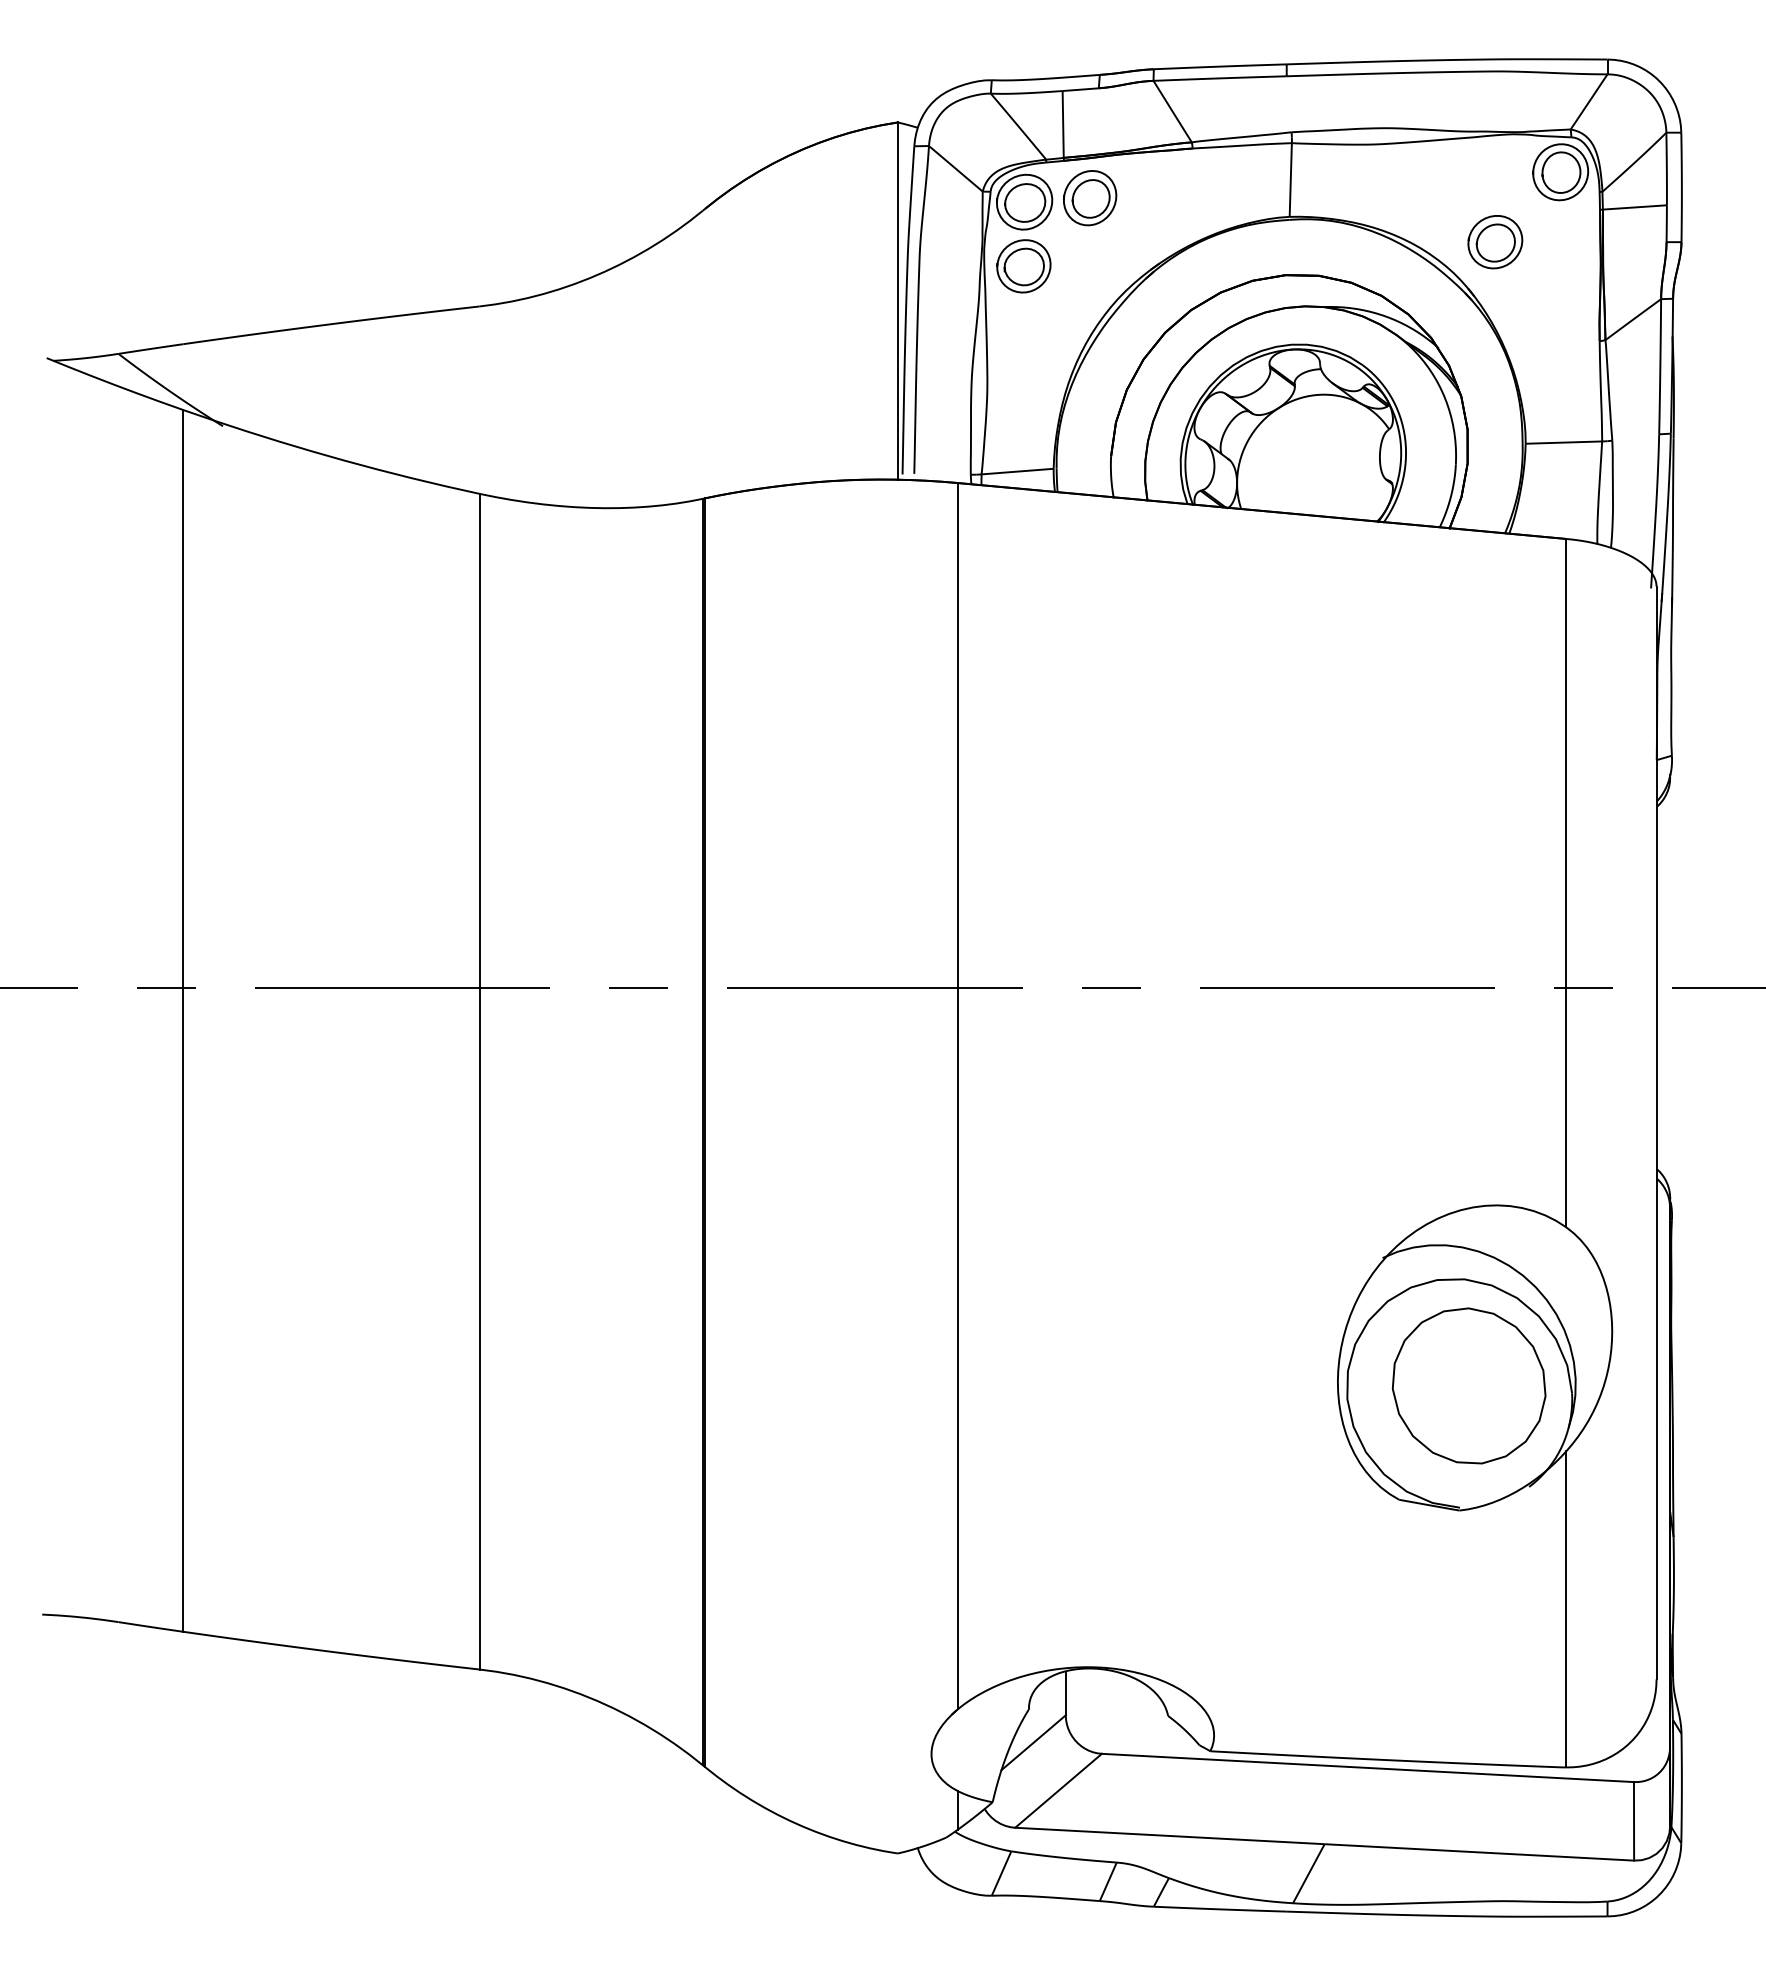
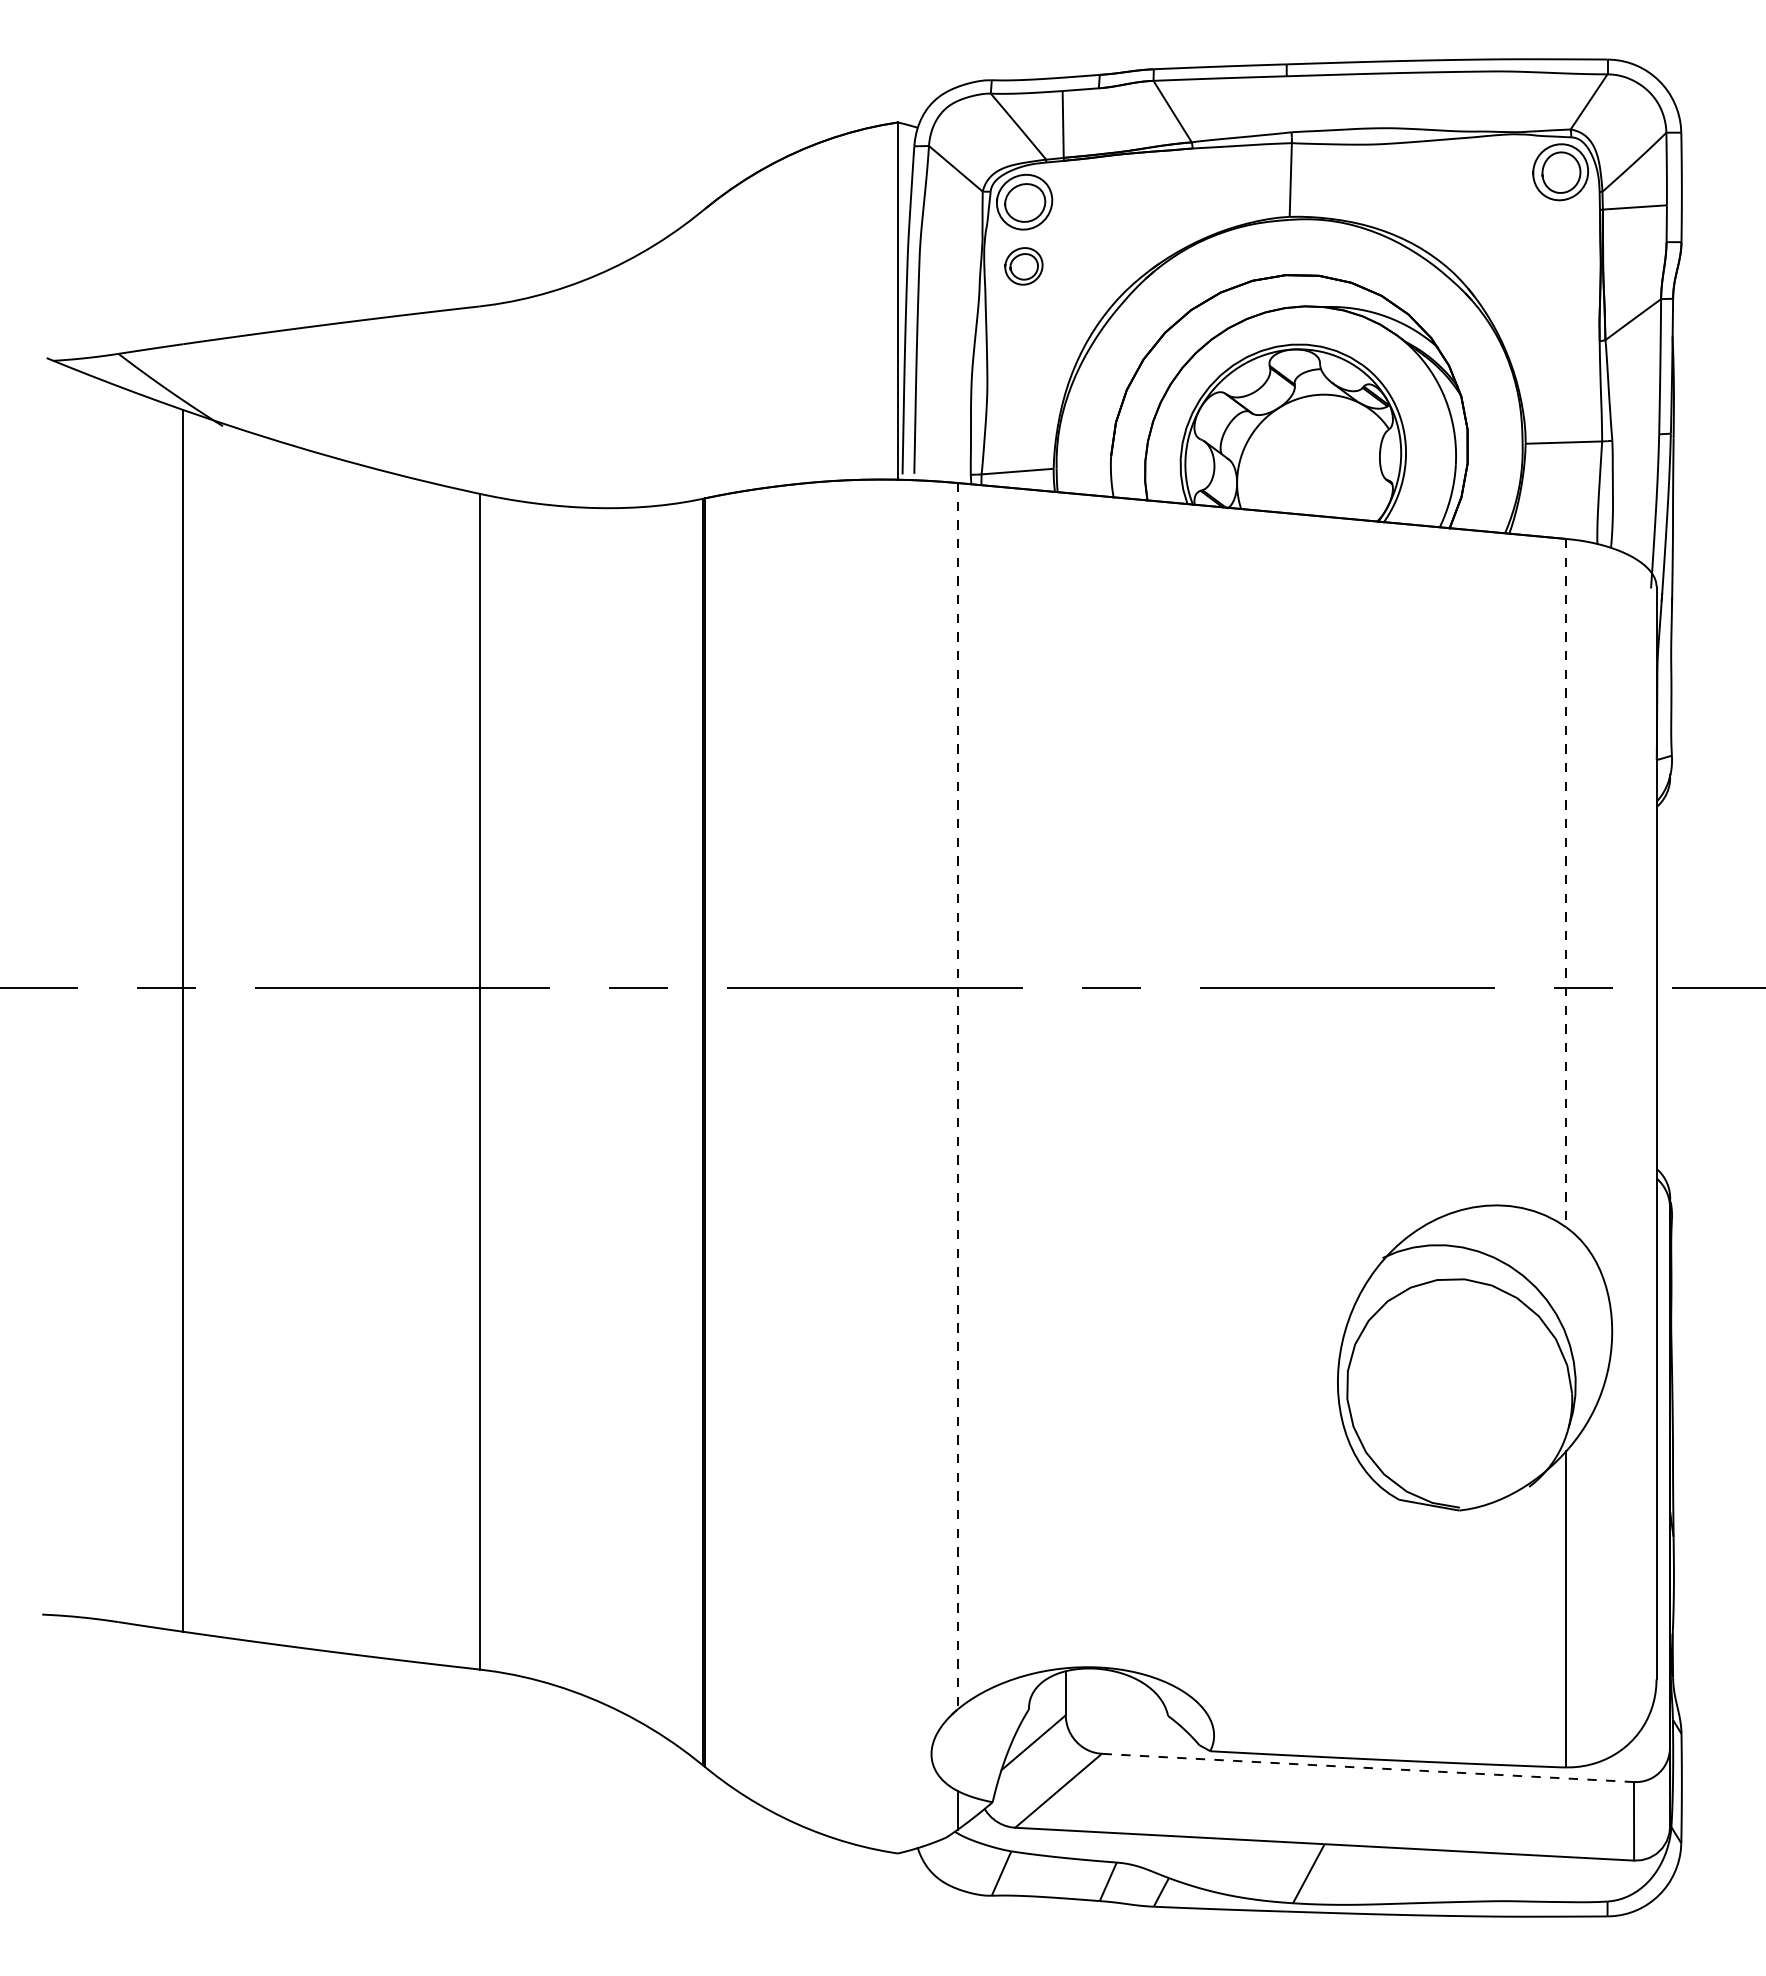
part: present -> none (1090, 198)
part: present -> none (1495, 242)
part size: 56x55 px -> 40x39 px (1023, 266)
line: solid -> dashed (1566, 883)
line: solid -> dashed (958, 1096)
part: present -> none (1468, 1385)
line: solid -> dashed (1367, 1767)
